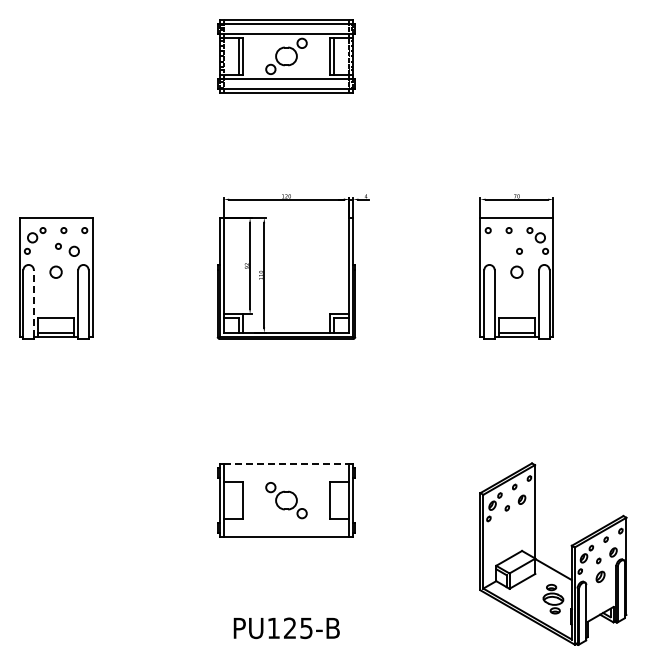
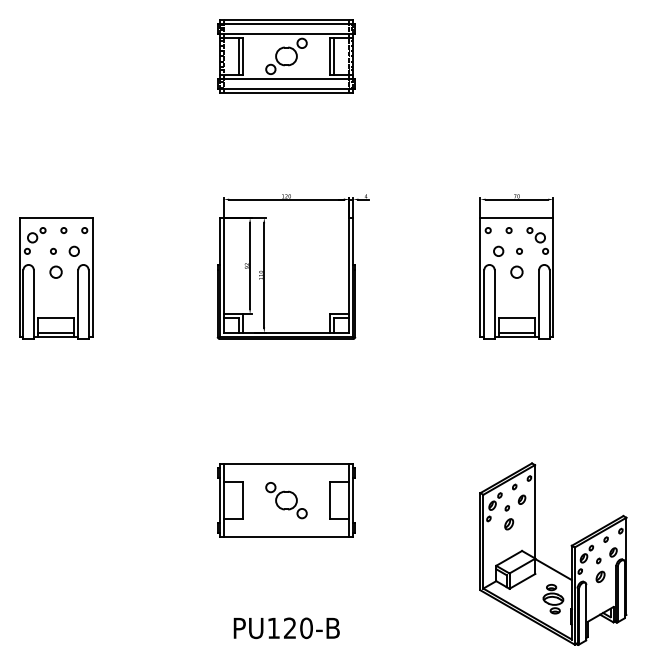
circle position: (58, 245) -> (53, 250) (53, 250)
circle: none -> present (498, 250)
line: dashed -> solid (33, 303)
line: dashed -> solid (286, 464)
part: none -> present (509, 524)
text: PU125-B -> PU120-B (306, 628)
